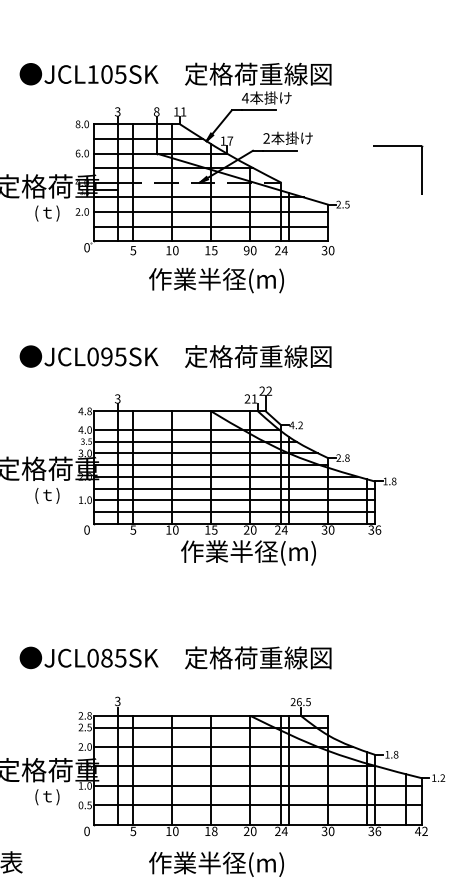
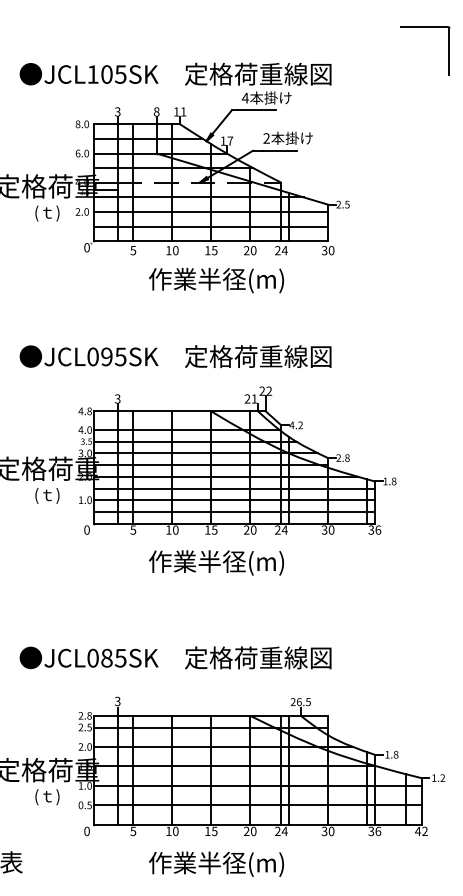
part position: (398, 146) -> (425, 27) (425, 27)
text: 90 -> 20 (246, 250)
text position: (248, 552) -> (216, 562) (216, 562)
text: 18 -> 15 (214, 830)
